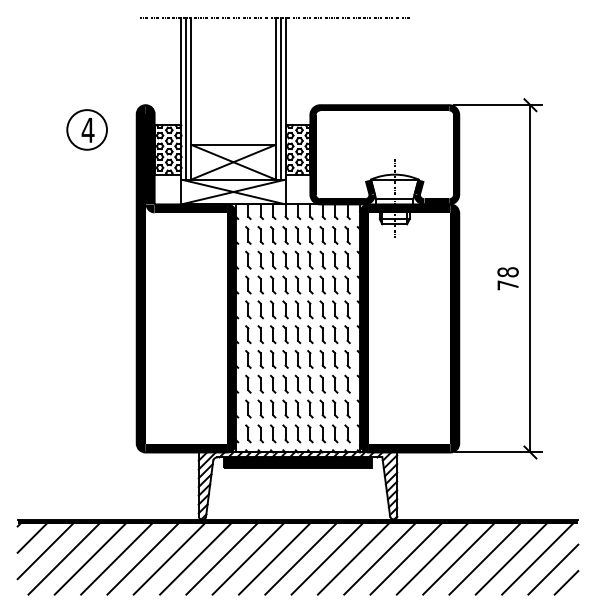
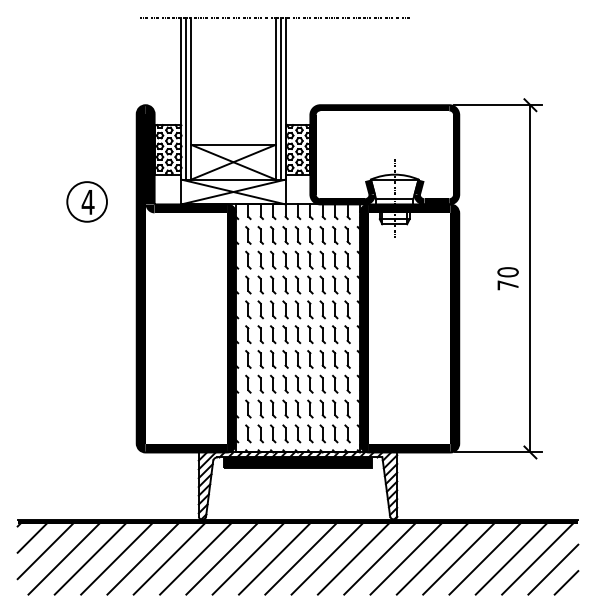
part position: (86, 129) -> (86, 201) (86, 201)
text: 78 -> 70 (507, 272)
